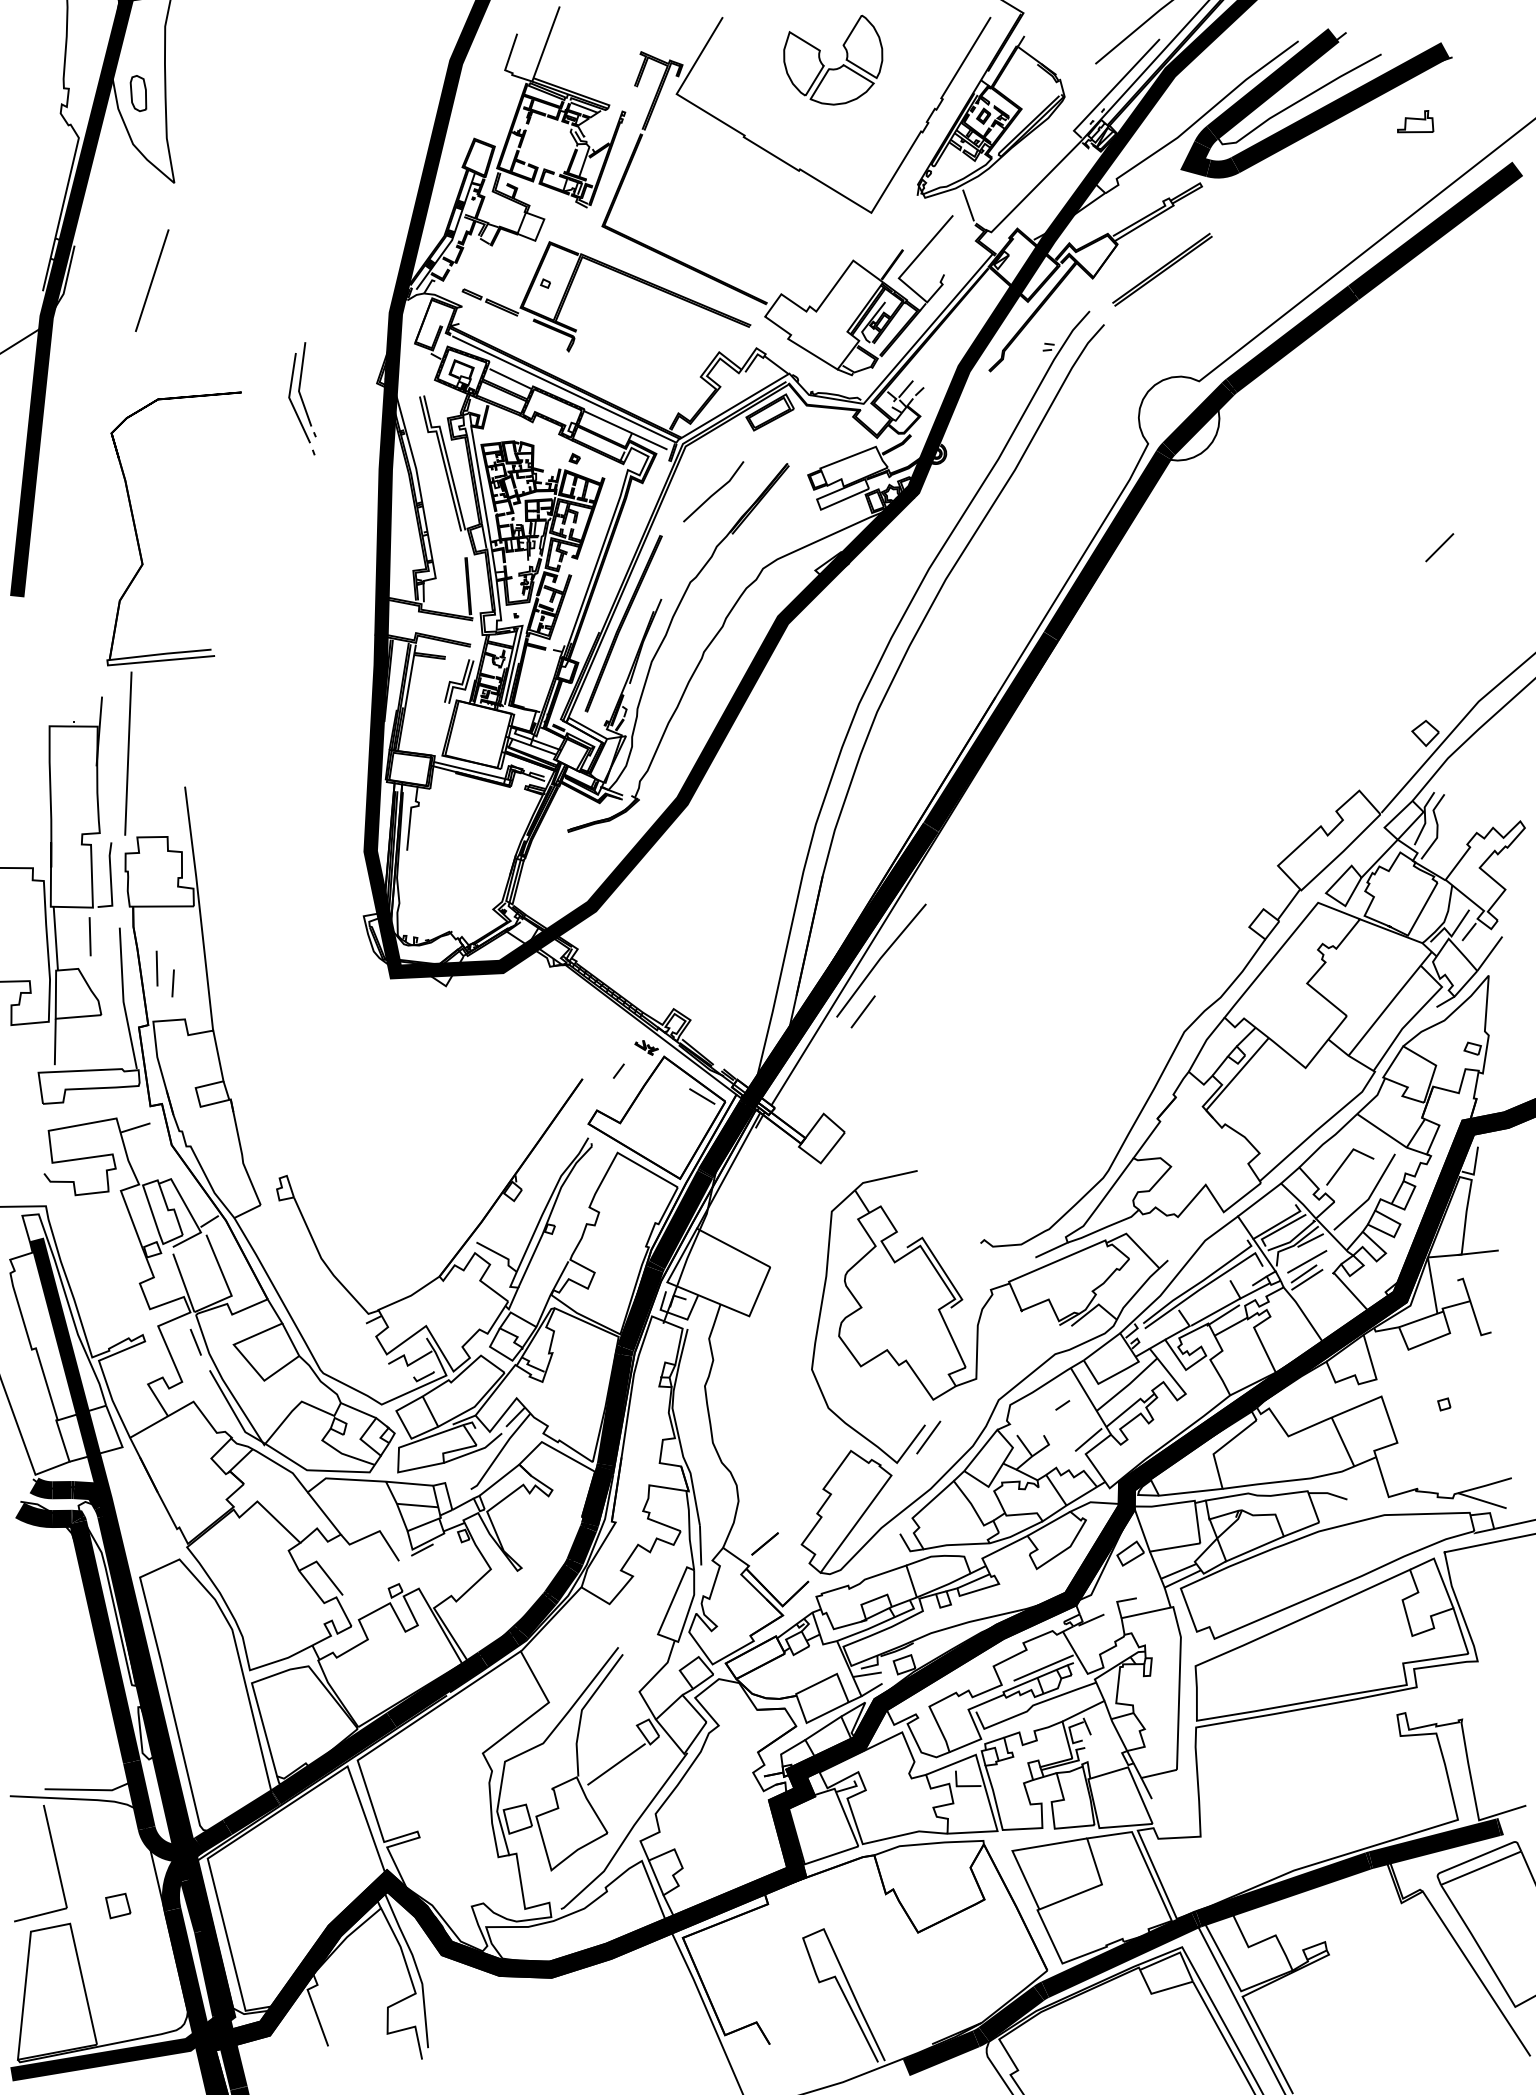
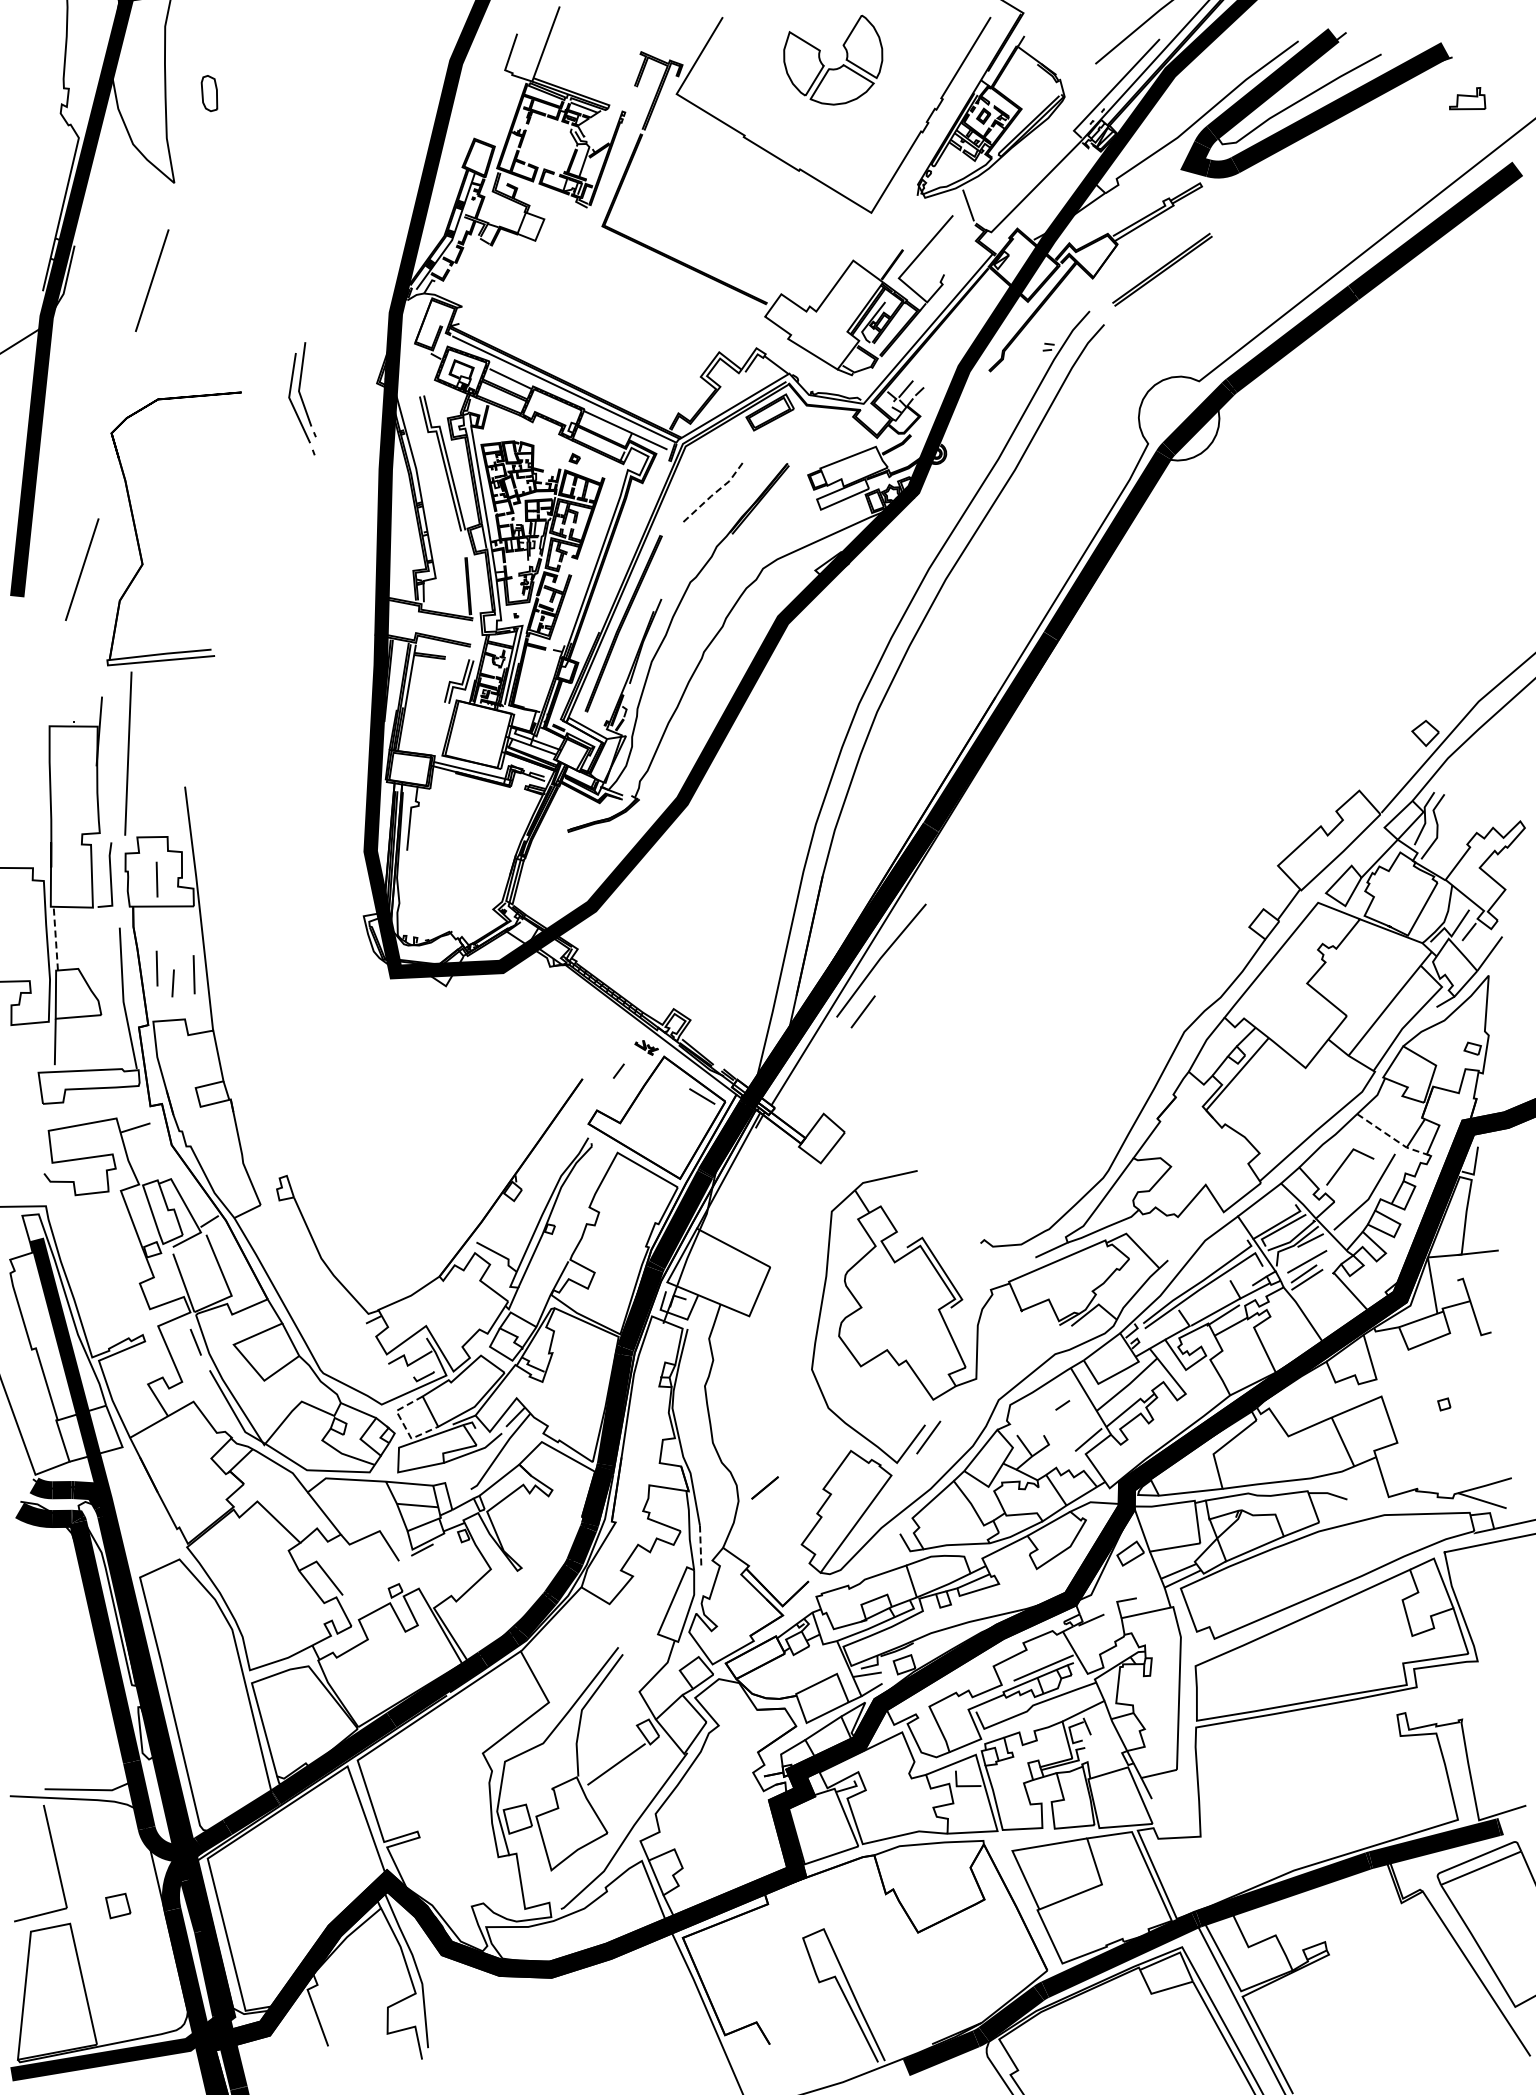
part position: (138, 93) -> (209, 93) (209, 93)
part position: (1415, 121) -> (1467, 98) (1467, 98)
part: present -> none (618, 273)
line: solid -> dashed (715, 492)
line: present -> none (1439, 547)
line: none -> present (82, 569)
line: none -> present (156, 879)
line position: (89, 936) -> (193, 974) (193, 974)
line: solid -> dashed (55, 938)
line: solid -> dashed (1392, 1137)
line: solid -> dashed (403, 1424)
line position: (764, 1543) -> (764, 1487) (764, 1487)
line: solid -> dashed (700, 1545)
